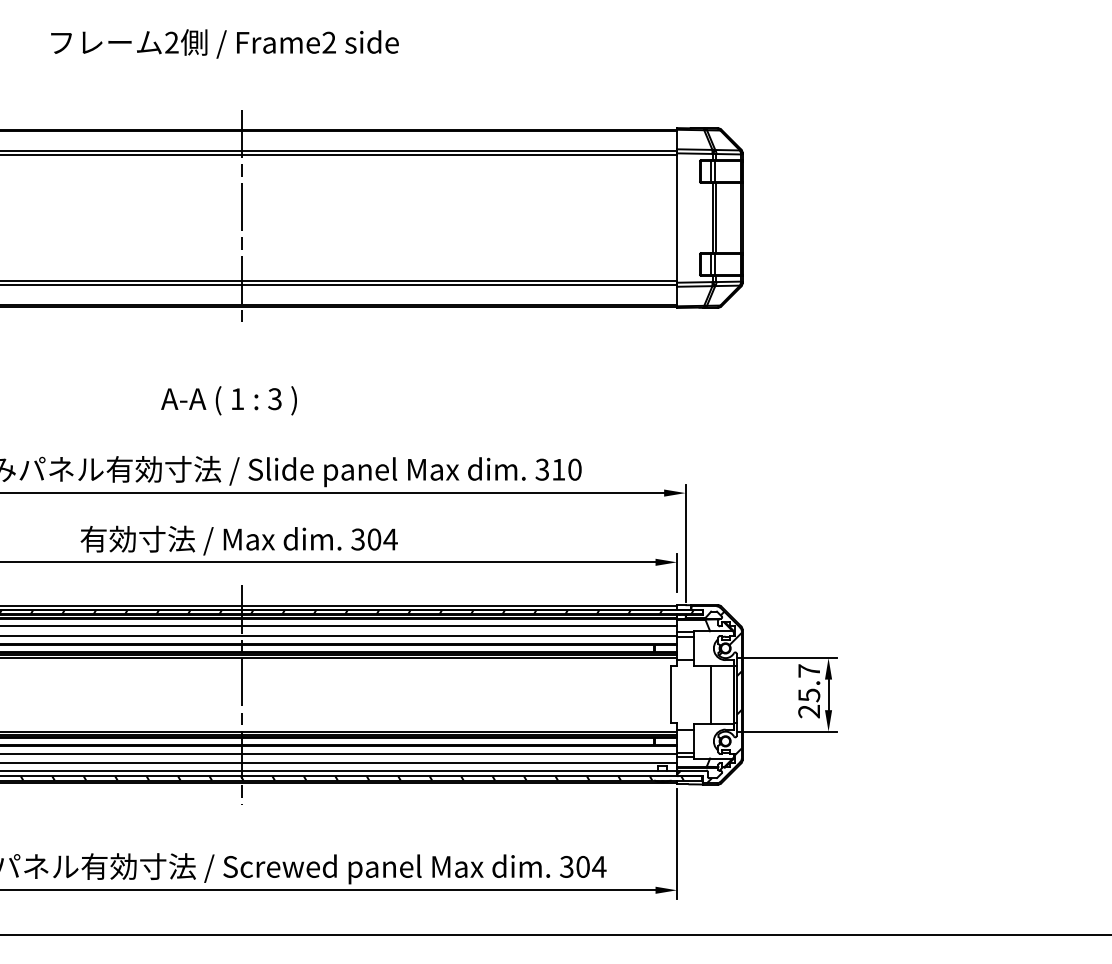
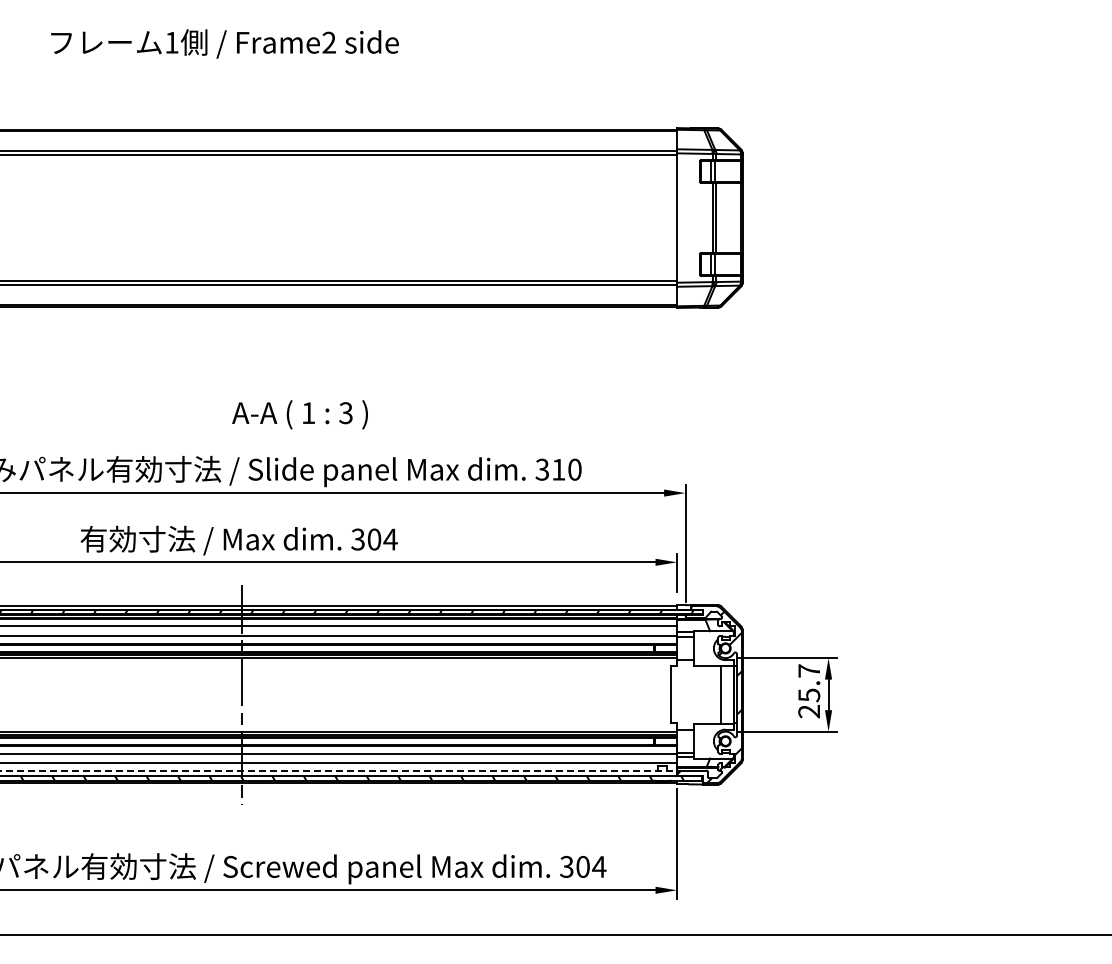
text: 2 -> 1 (171, 42)
line: present -> none (242, 217)
text position: (228, 400) -> (299, 414) (299, 414)
line position: (710, 694) -> (720, 694) (720, 694)
line: solid -> dashed (339, 770)
